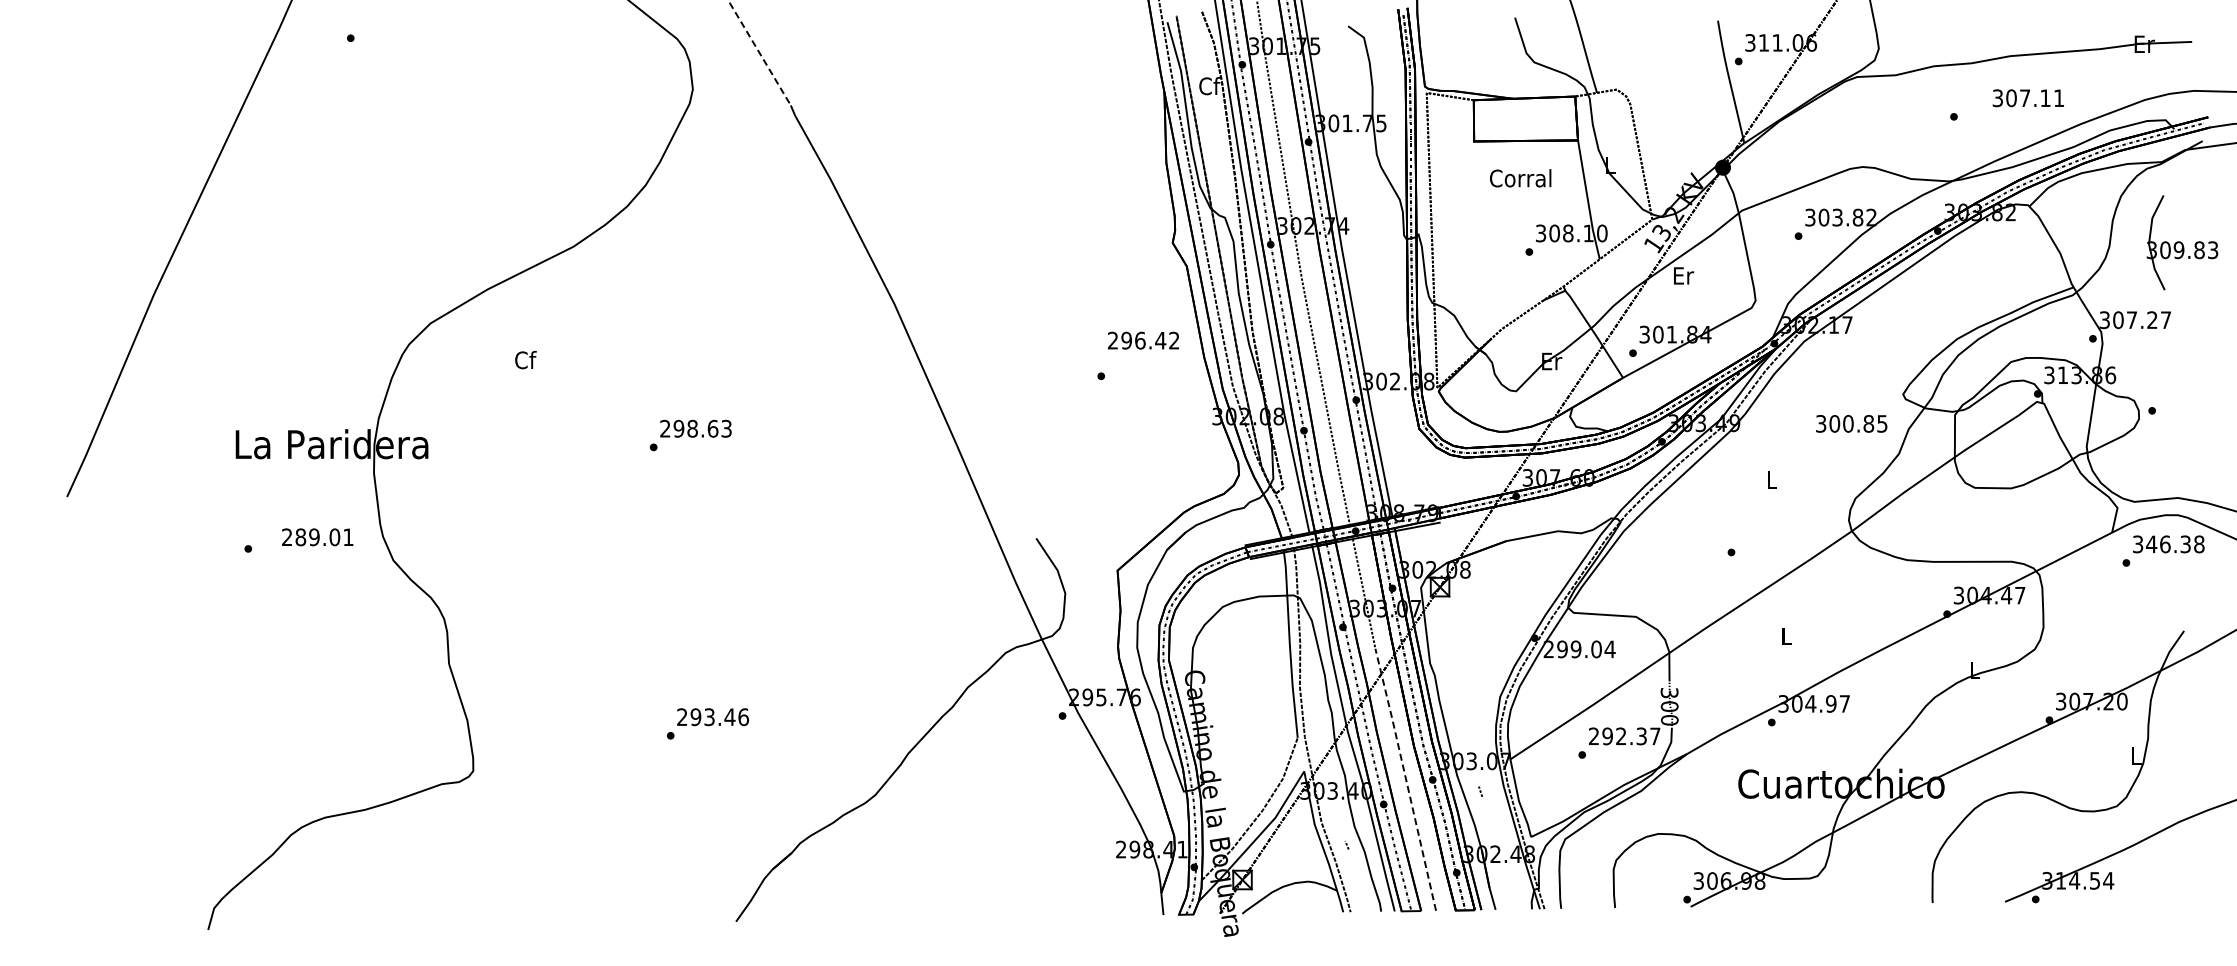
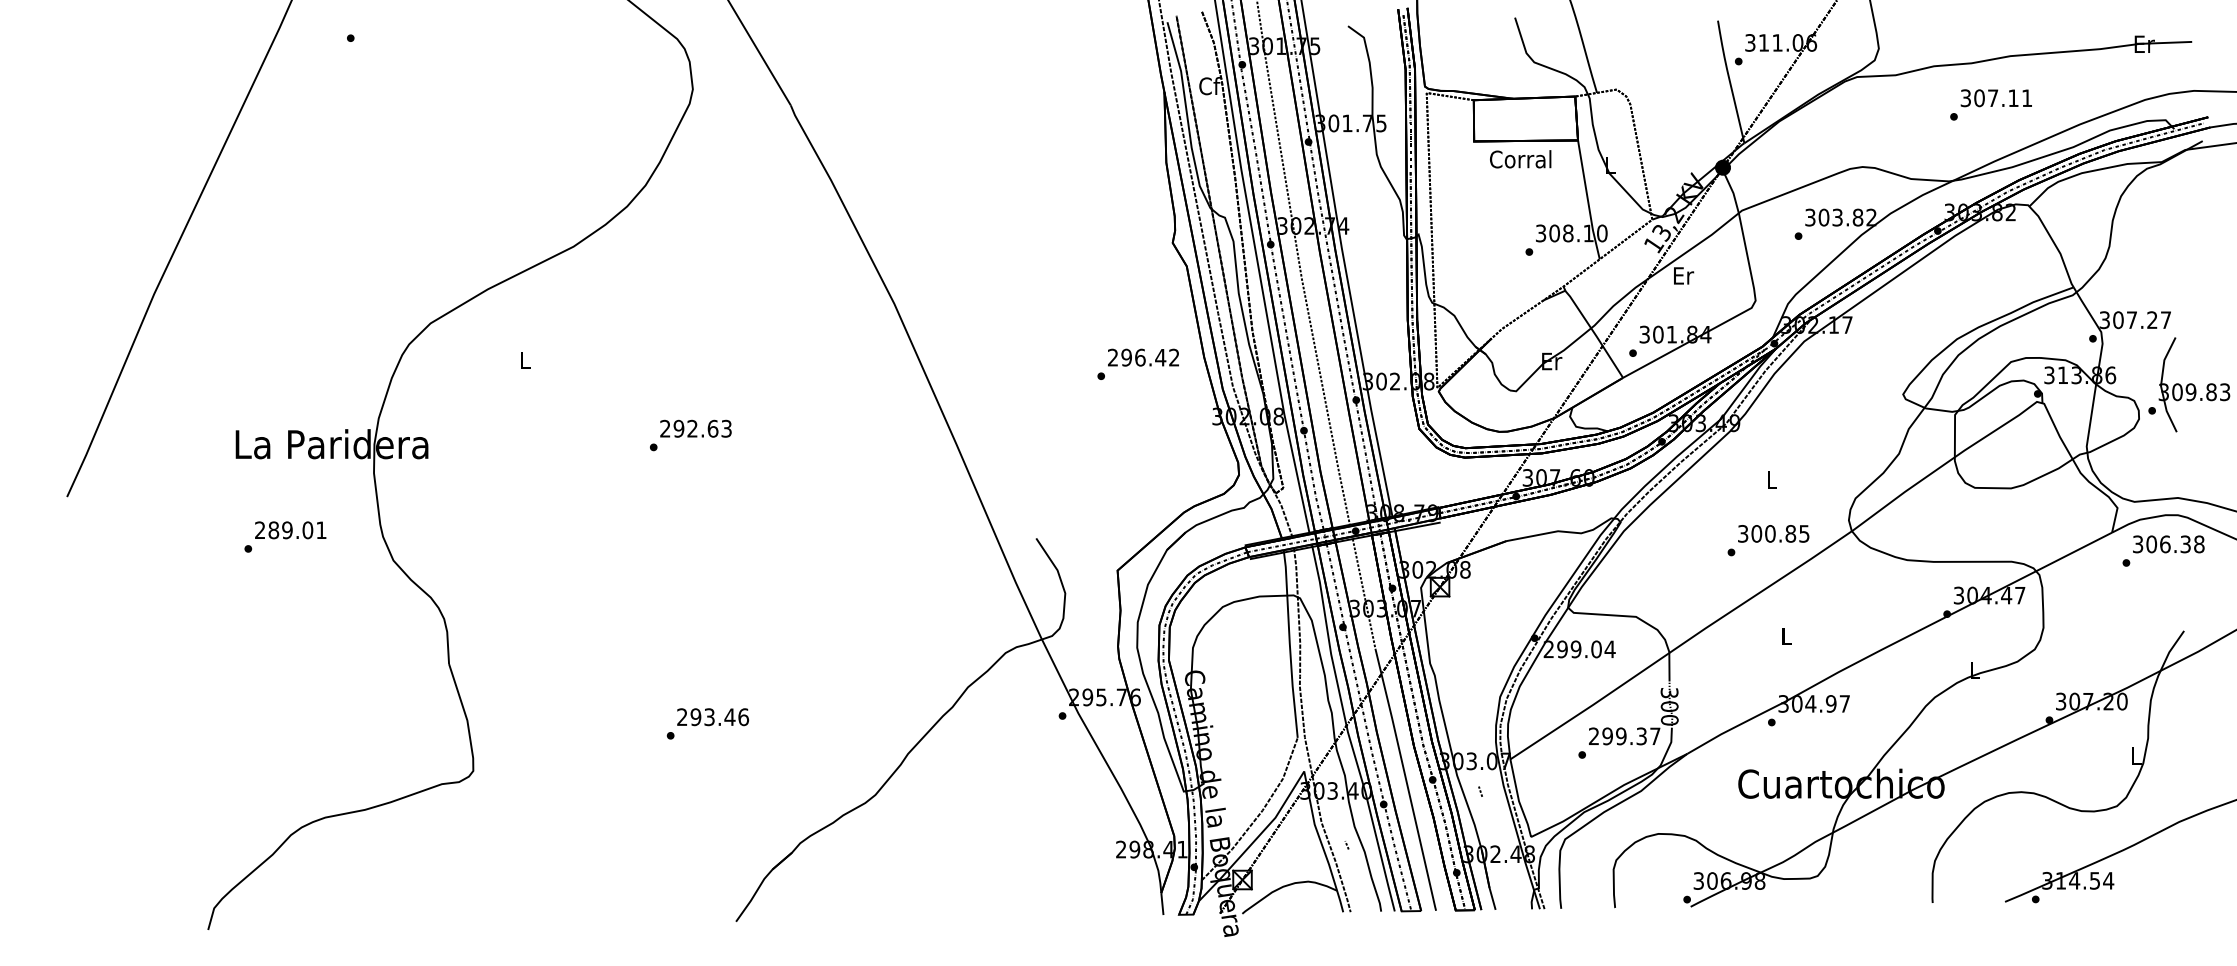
line: dashed -> solid (759, 53)
text position: (2027, 98) -> (1995, 98) (1995, 98)
text position: (1520, 178) -> (1520, 159) (1520, 159)
part position: (2182, 242) -> (2194, 384) (2194, 384)
text position: (1143, 340) -> (1143, 357) (1143, 357)
text: Cf -> L (525, 360)
text position: (1851, 423) -> (1773, 533) (1773, 533)
text: 298.63 -> 292.63 (692, 428)
text position: (317, 537) -> (290, 530) (290, 530)
text: 346.38 -> 306.38 (2151, 544)
text: 292.37 -> 299.37 (1621, 736)
line: dashed -> solid (1406, 779)
